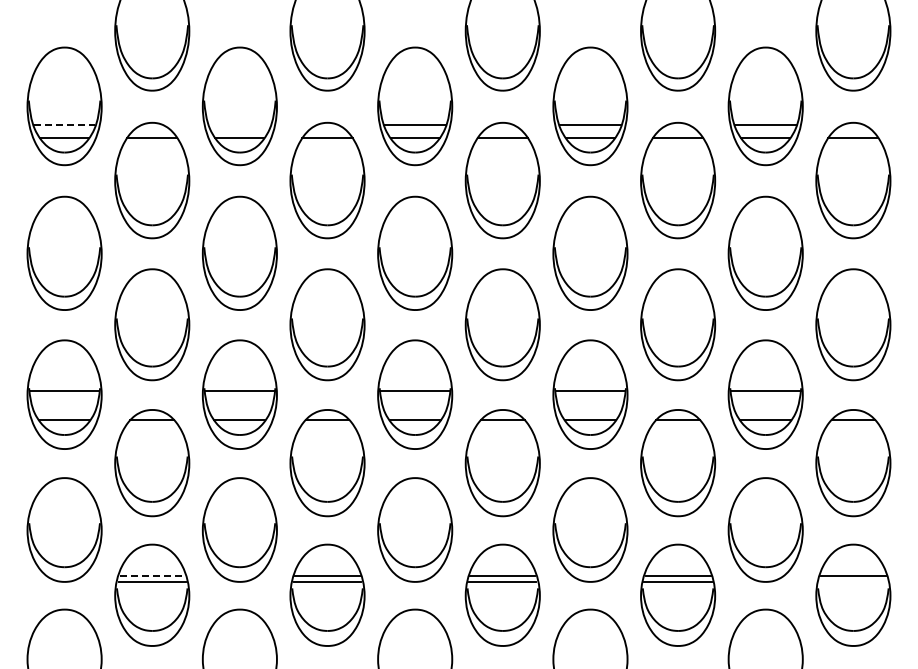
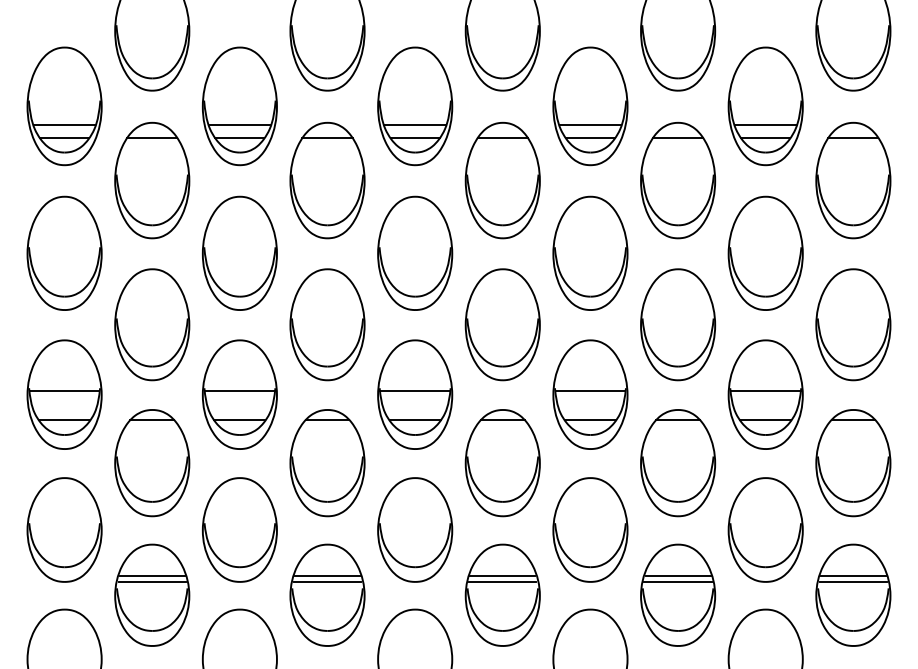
line: dashed -> solid (64, 124)
line: none -> present (239, 124)
line: dashed -> solid (152, 576)
line: none -> present (853, 581)
